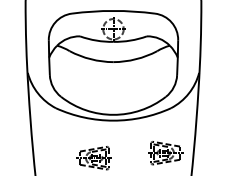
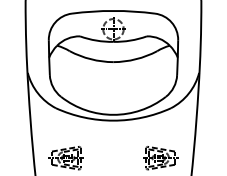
part position: (165, 153) -> (160, 158) (160, 158)
part position: (93, 158) -> (65, 158) (65, 158)
